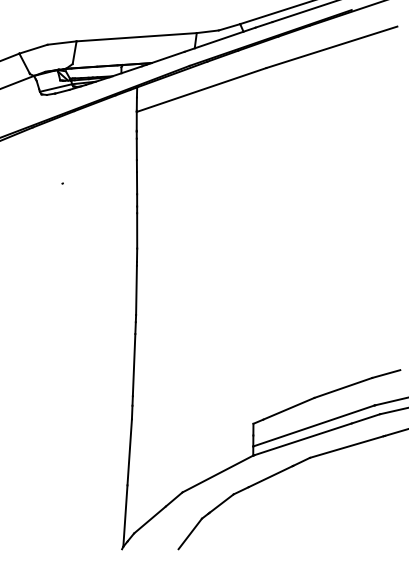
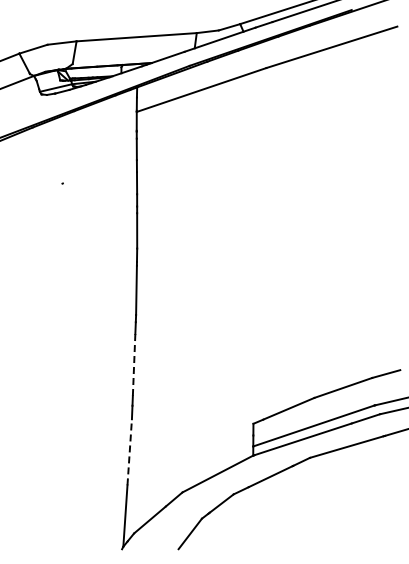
line: solid -> dashed (134, 365)
line: solid -> dashed (129, 451)
